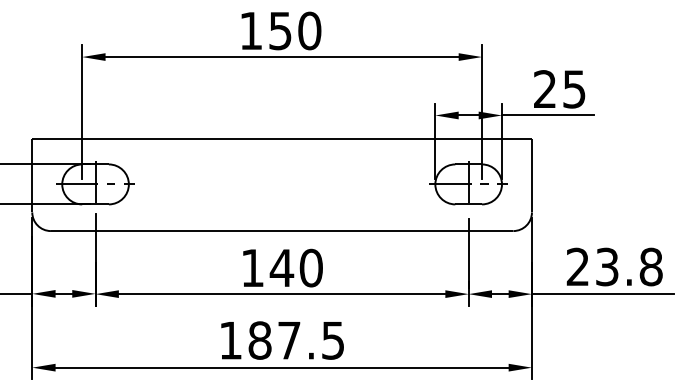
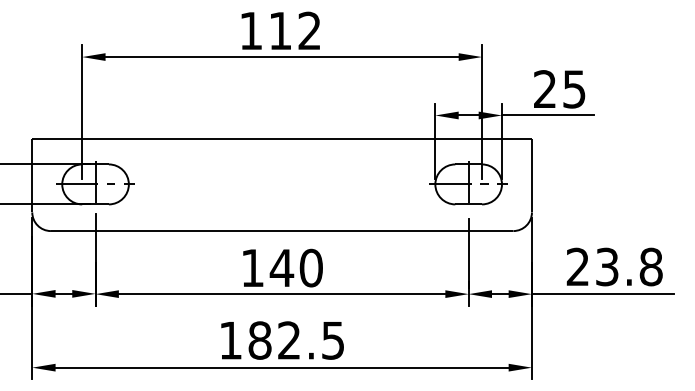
text: 150 -> 112 (295, 30)
text: 187.5 -> 182.5 (289, 340)
